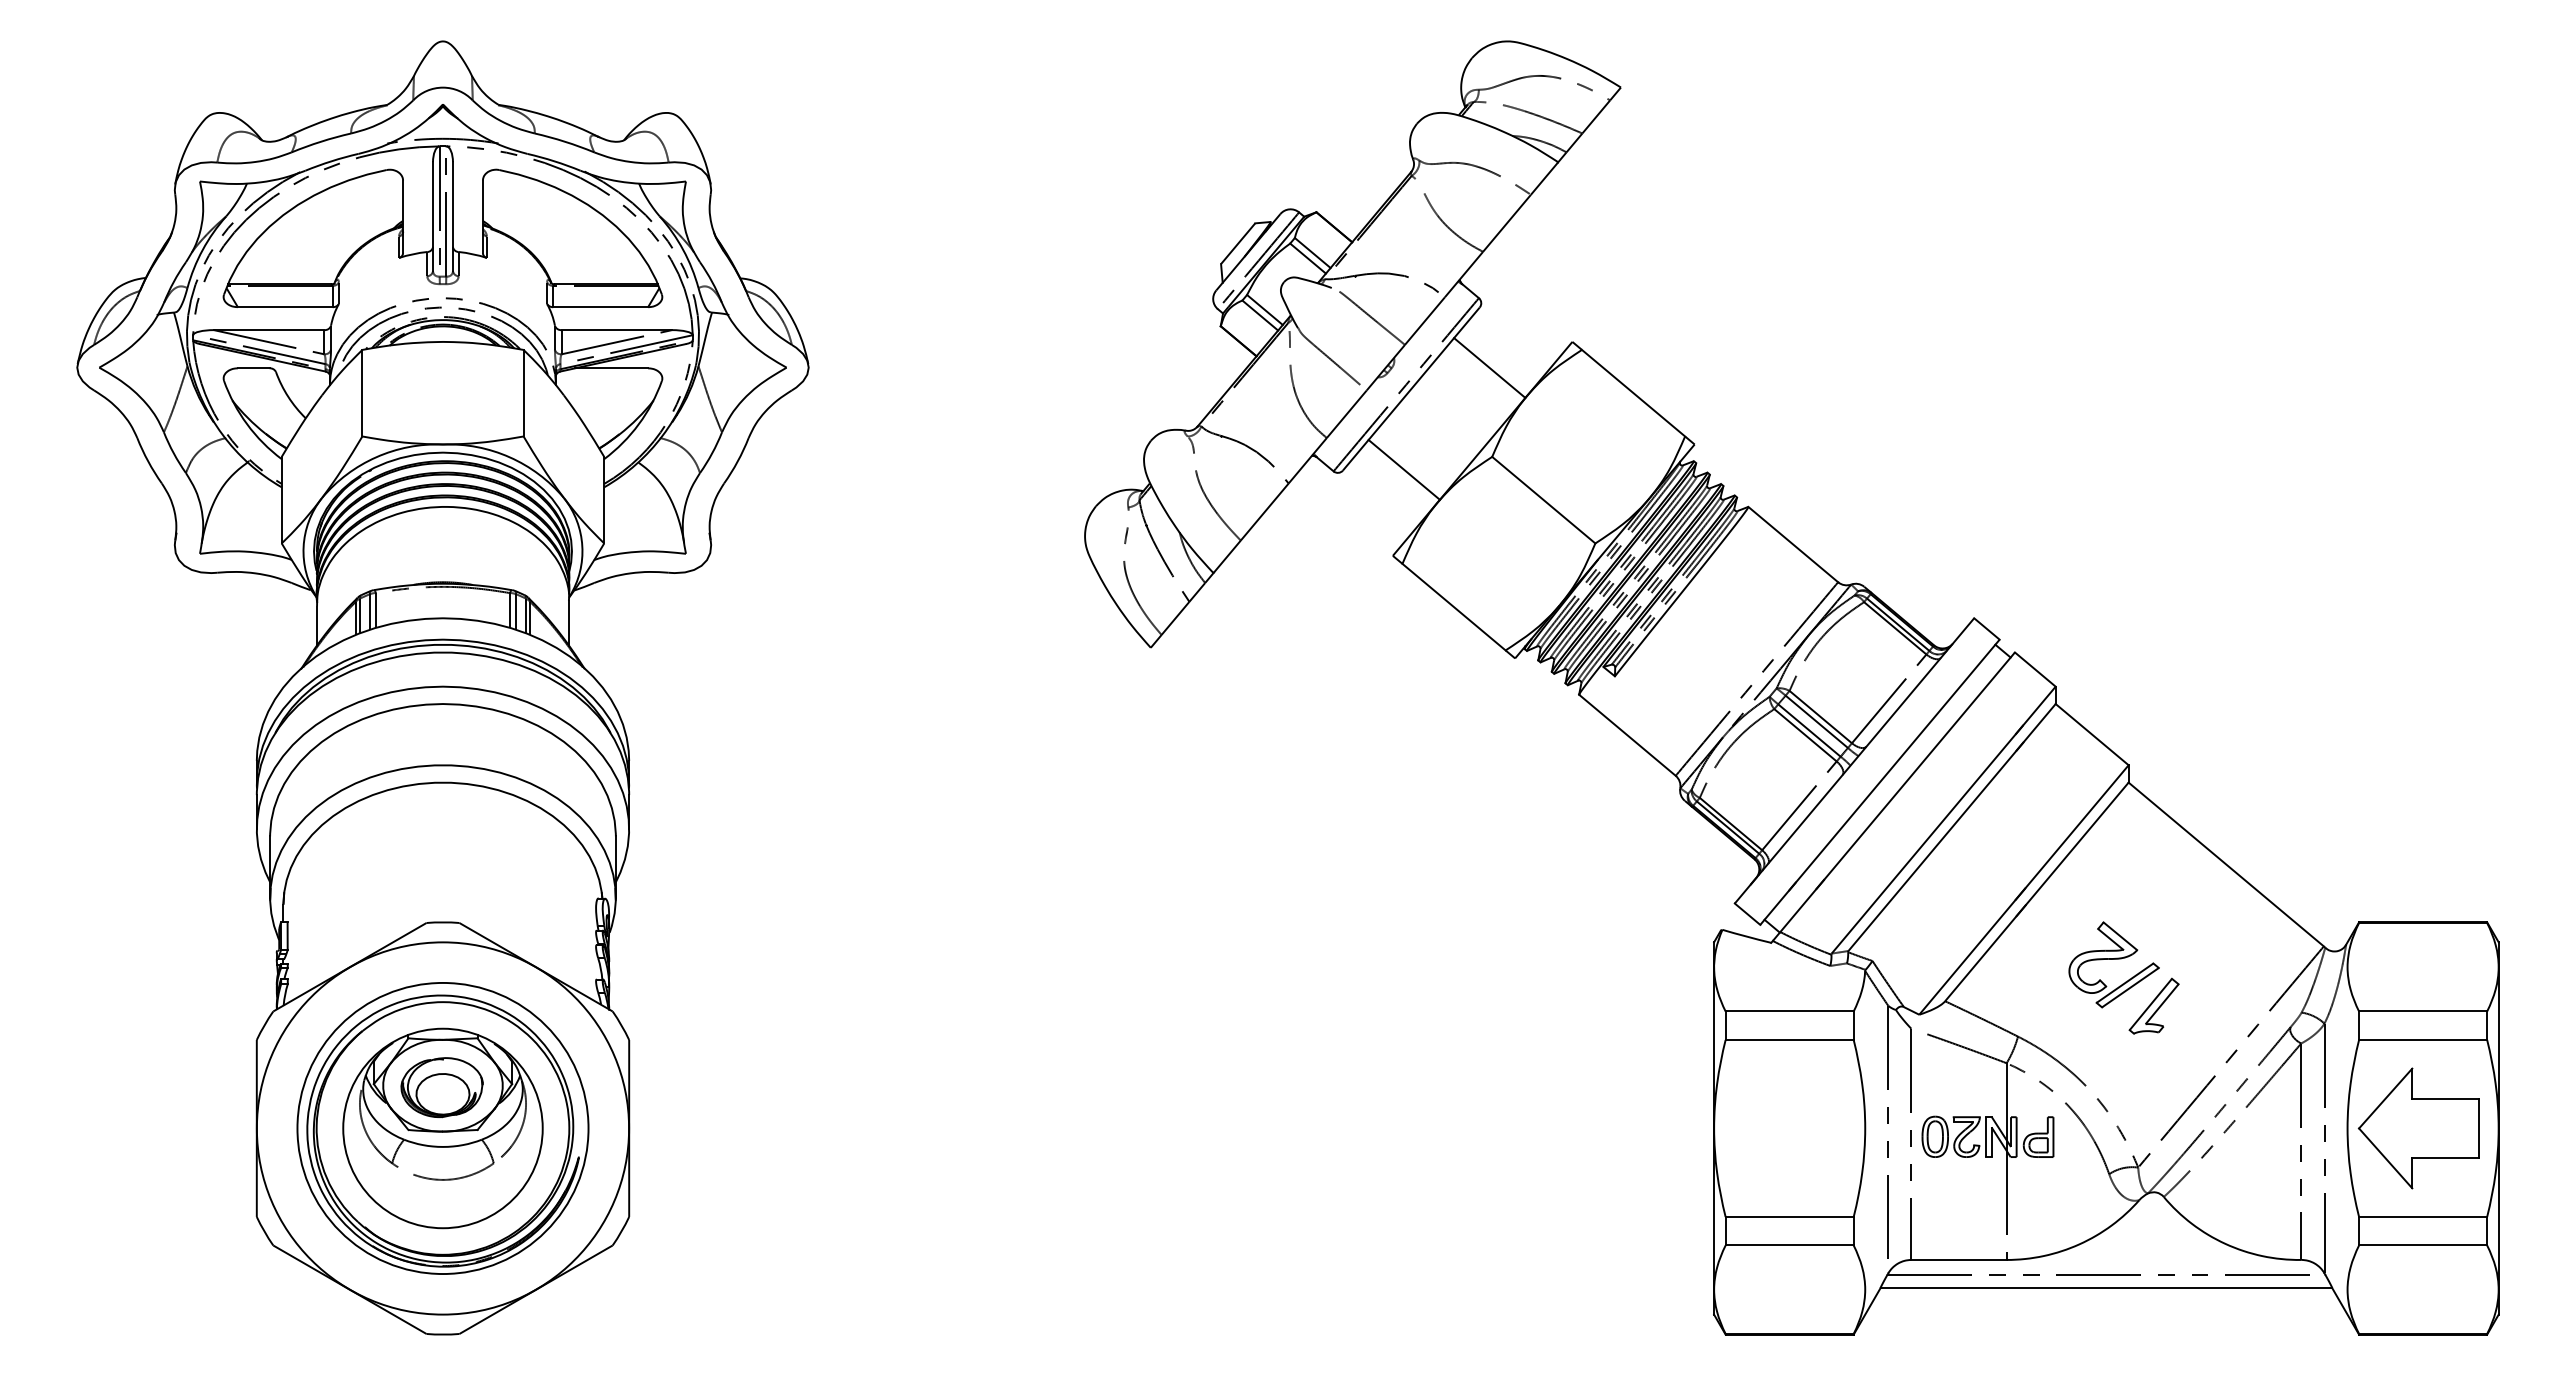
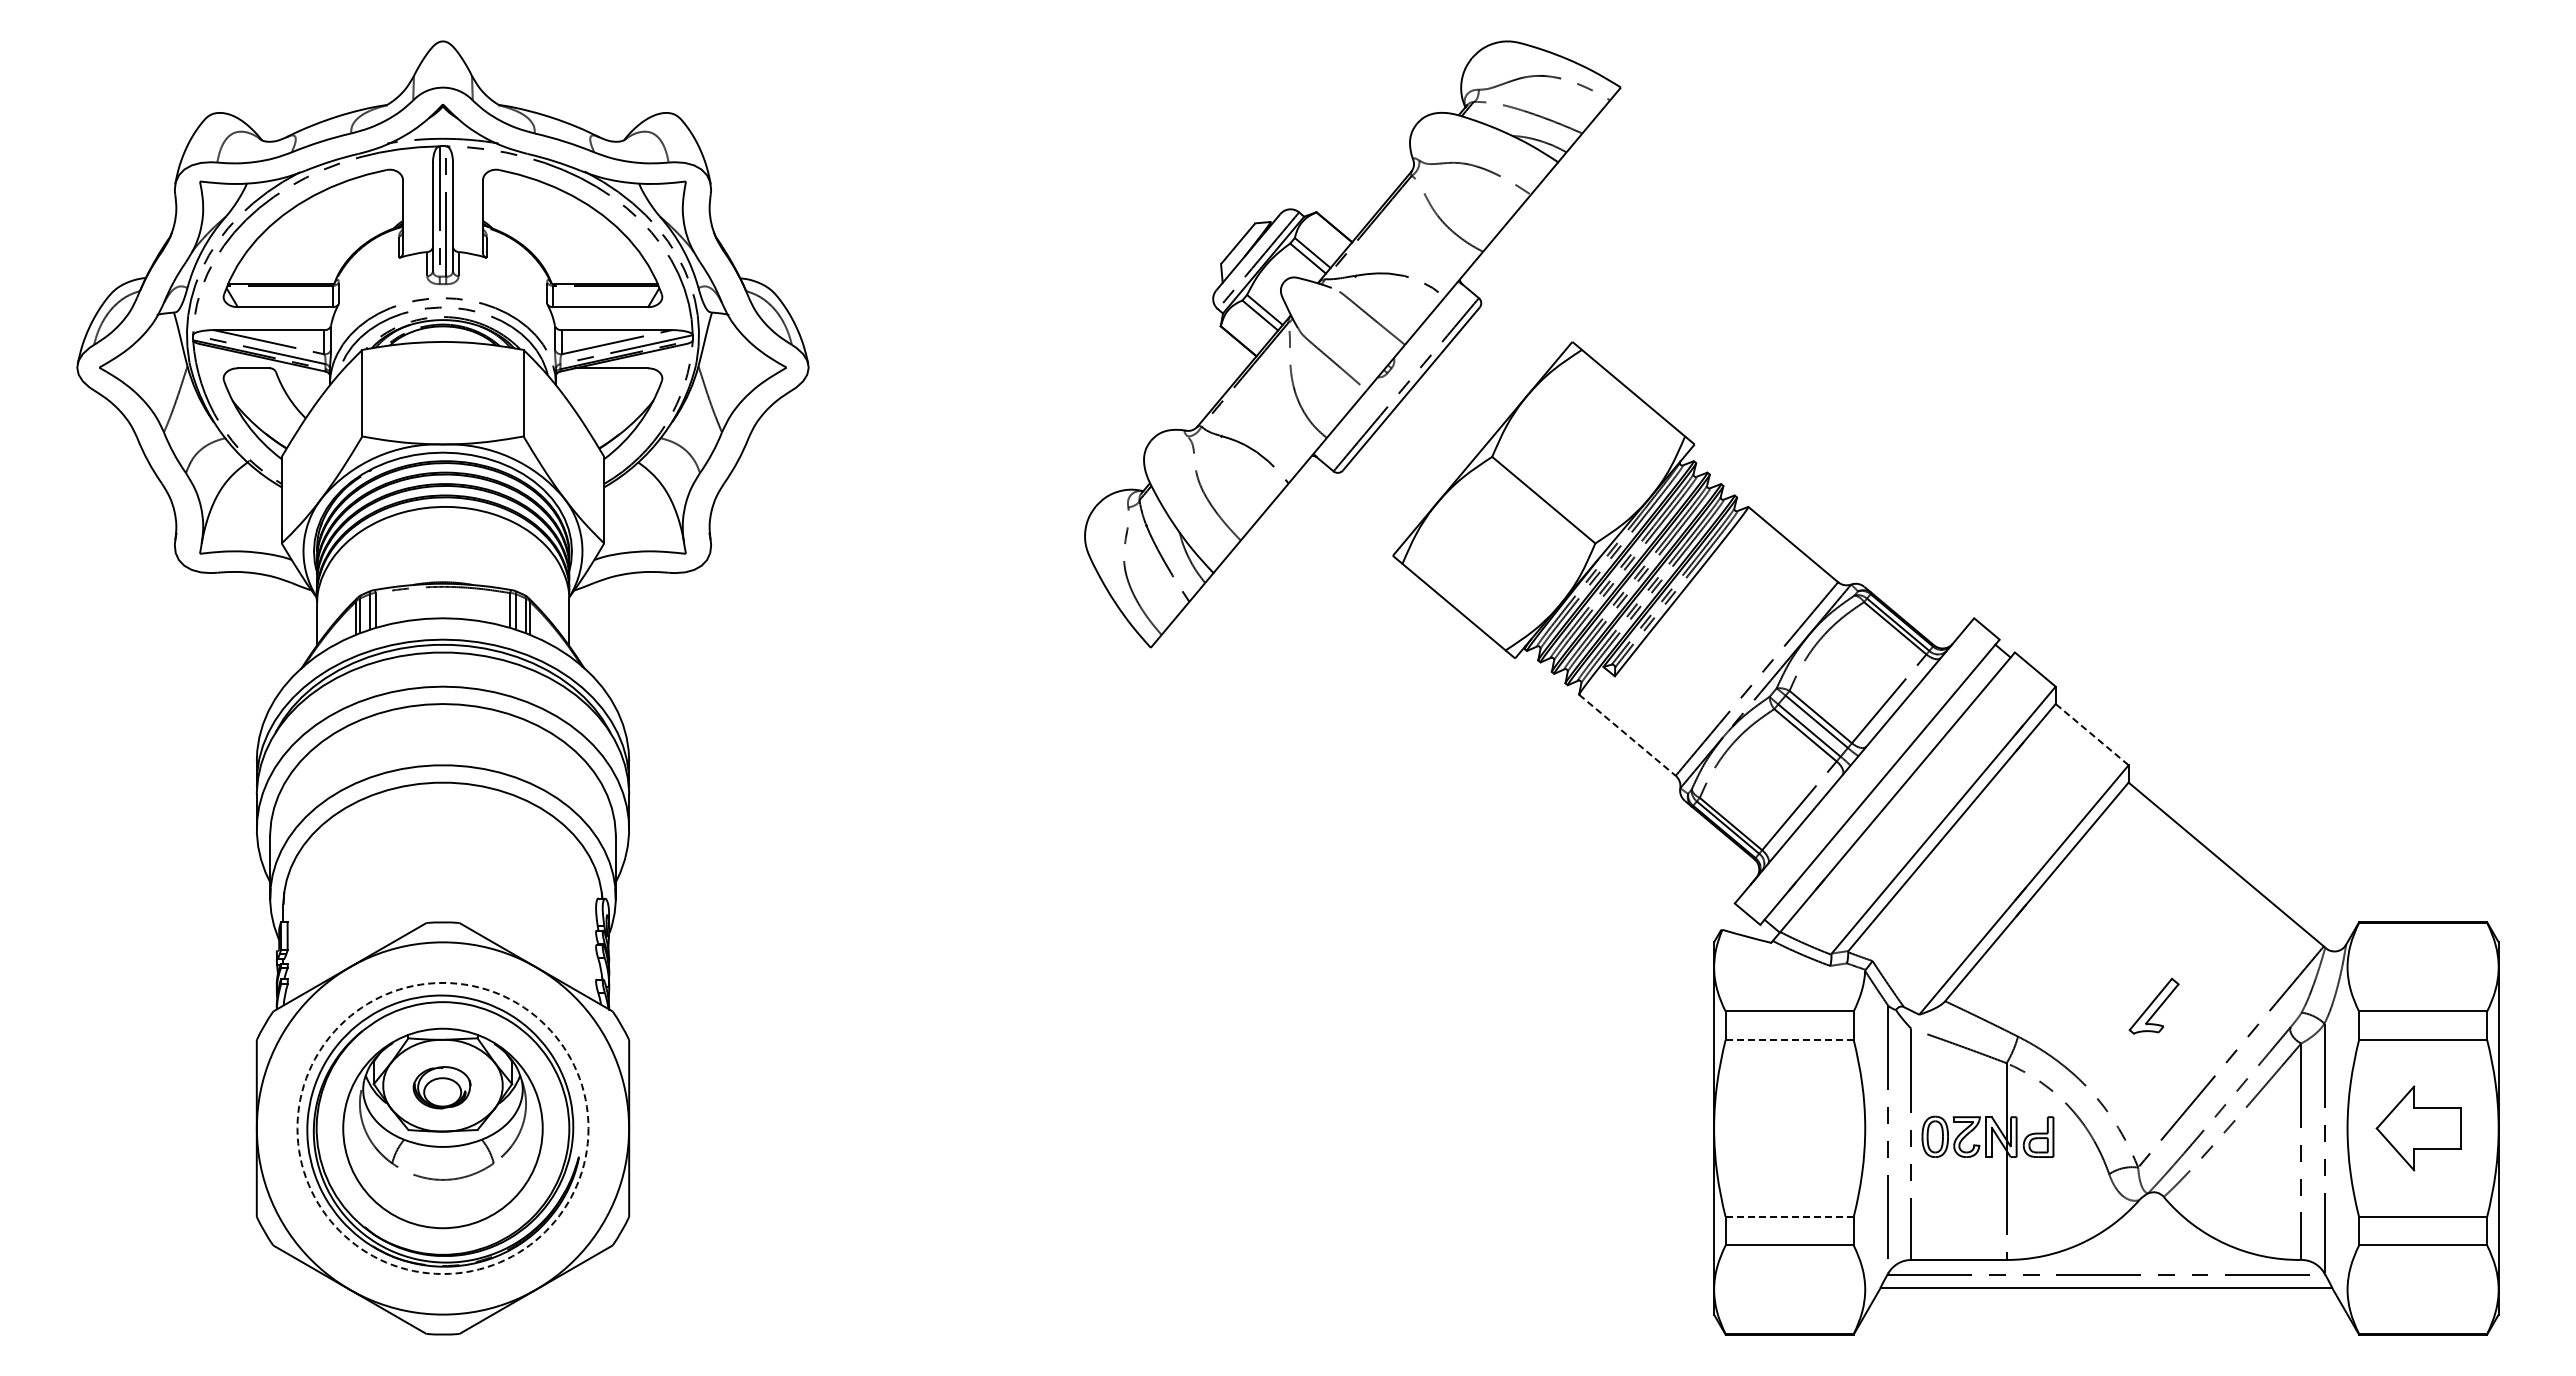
line: present -> none (1489, 367)
line: present -> none (1403, 469)
line: solid -> dashed (2092, 734)
line: solid -> dashed (1627, 735)
part: present -> none (2113, 964)
line: solid -> dashed (1790, 1040)
part size: 84x62 px -> 60x44 px (441, 1087)
circle: solid -> dashed (442, 1128)
part size: 123x123 px -> 87x87 px (2418, 1128)
line: solid -> dashed (1789, 1216)
